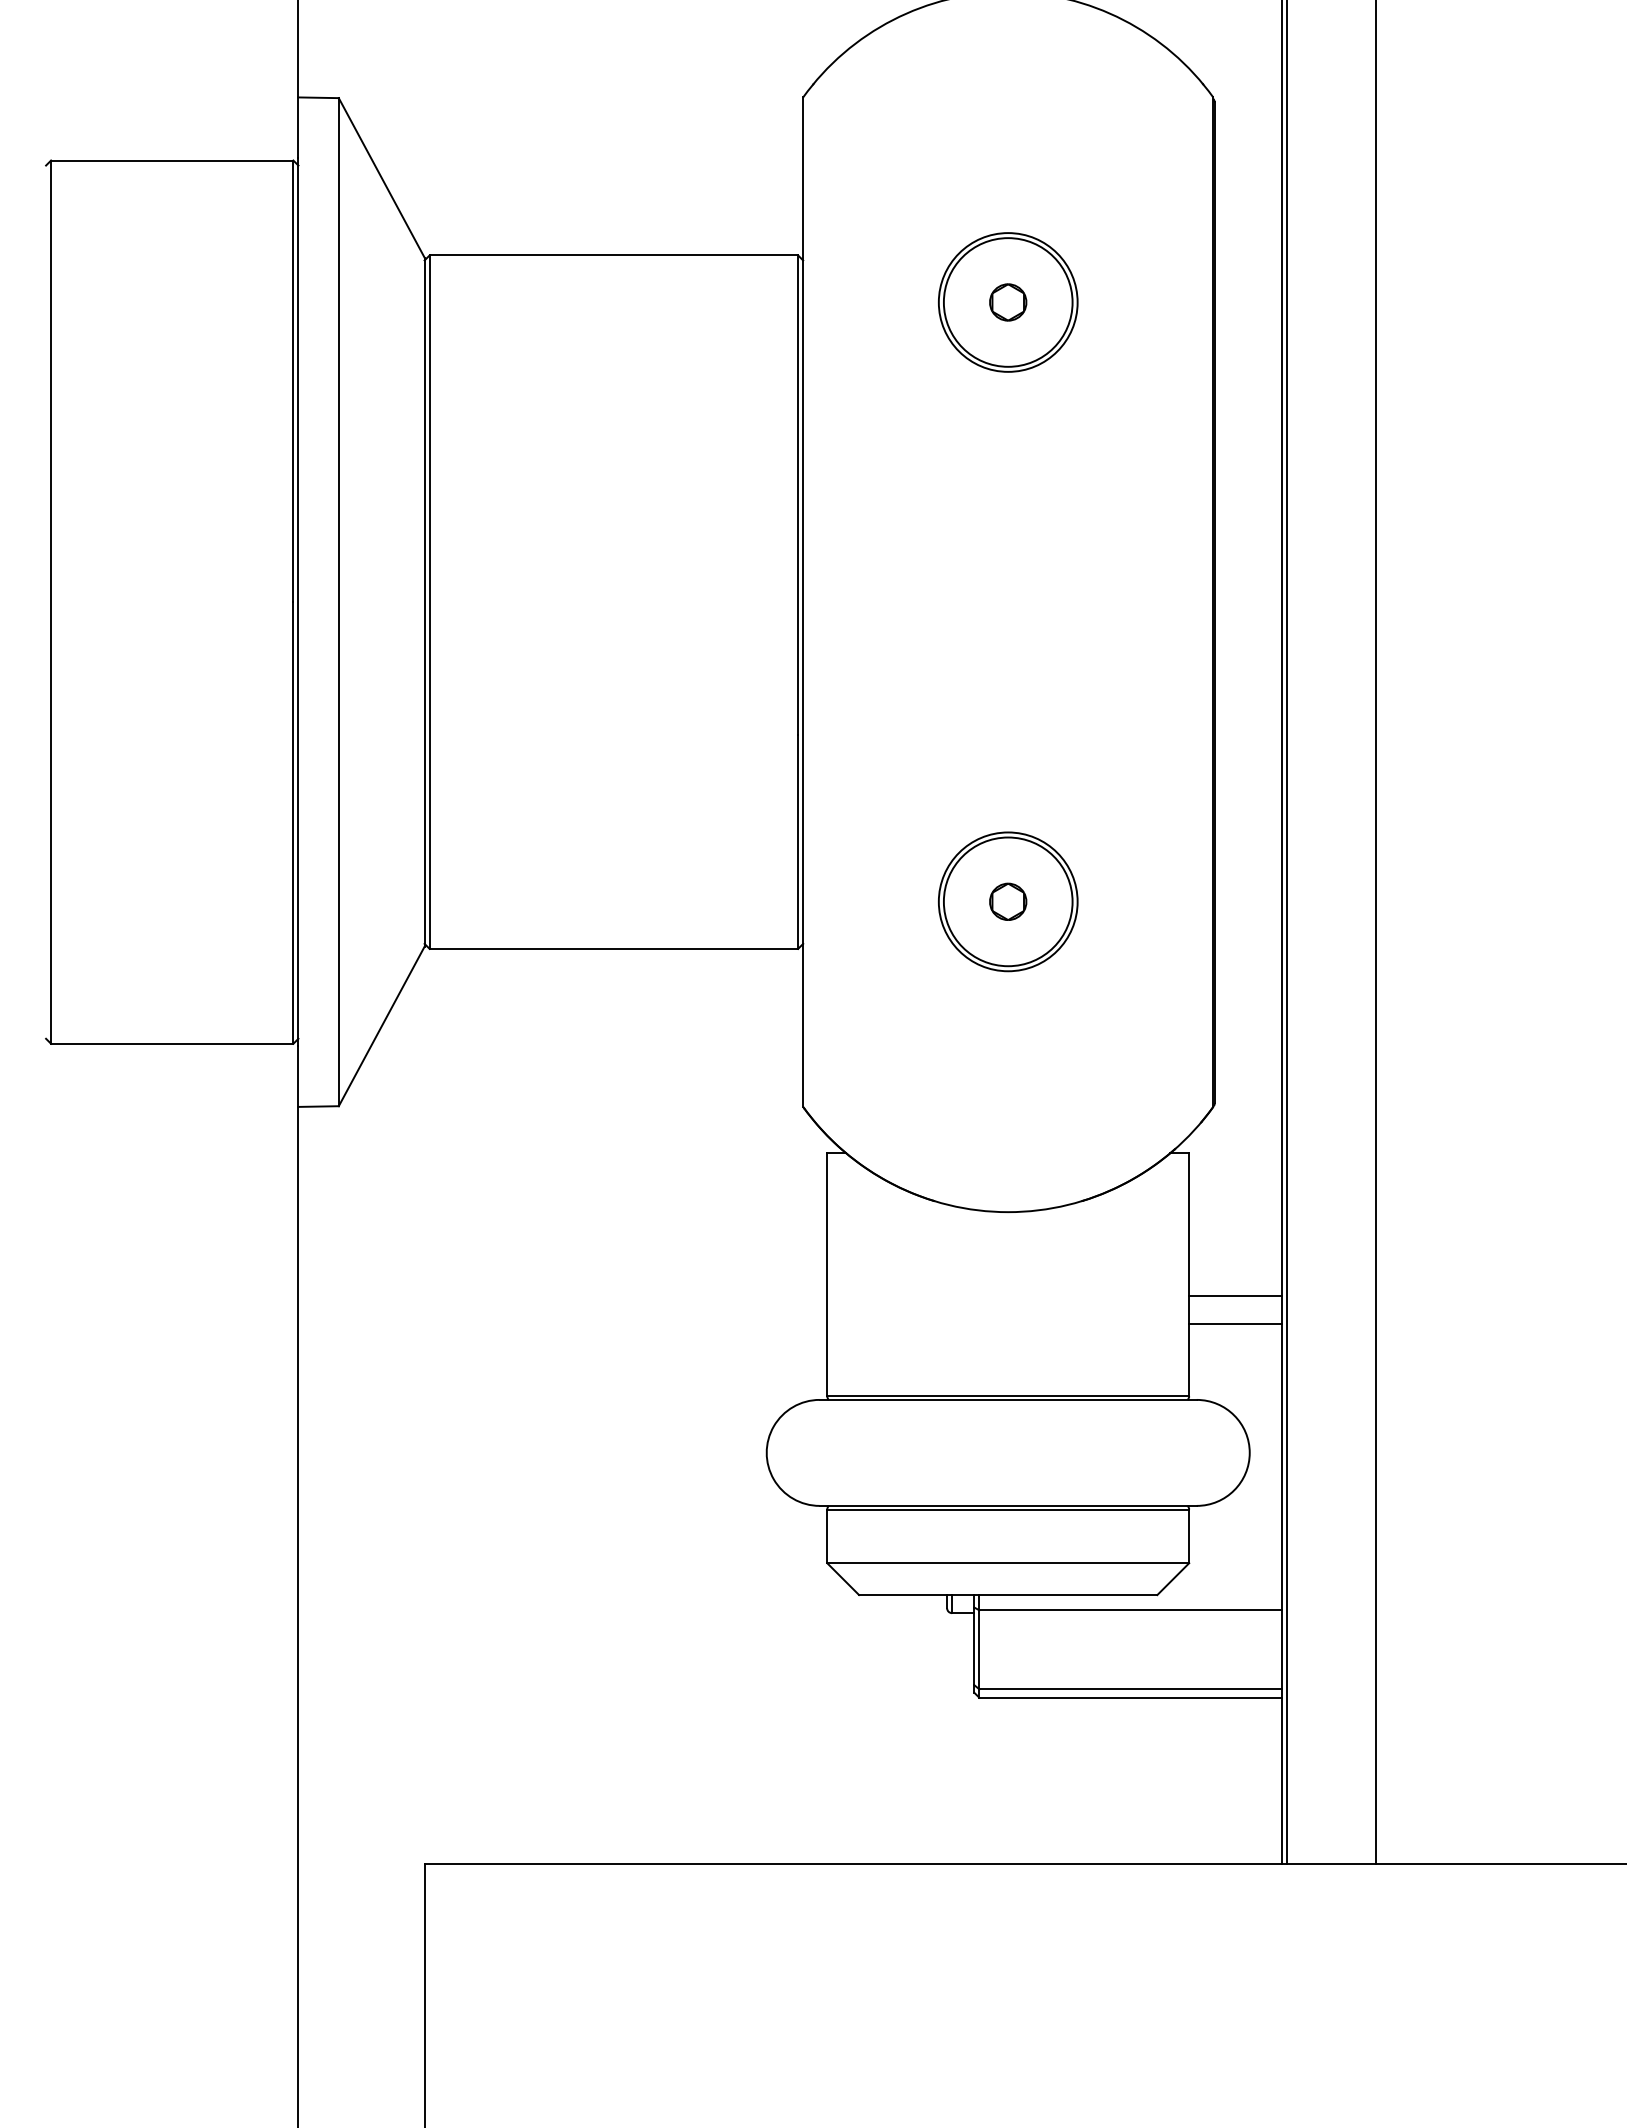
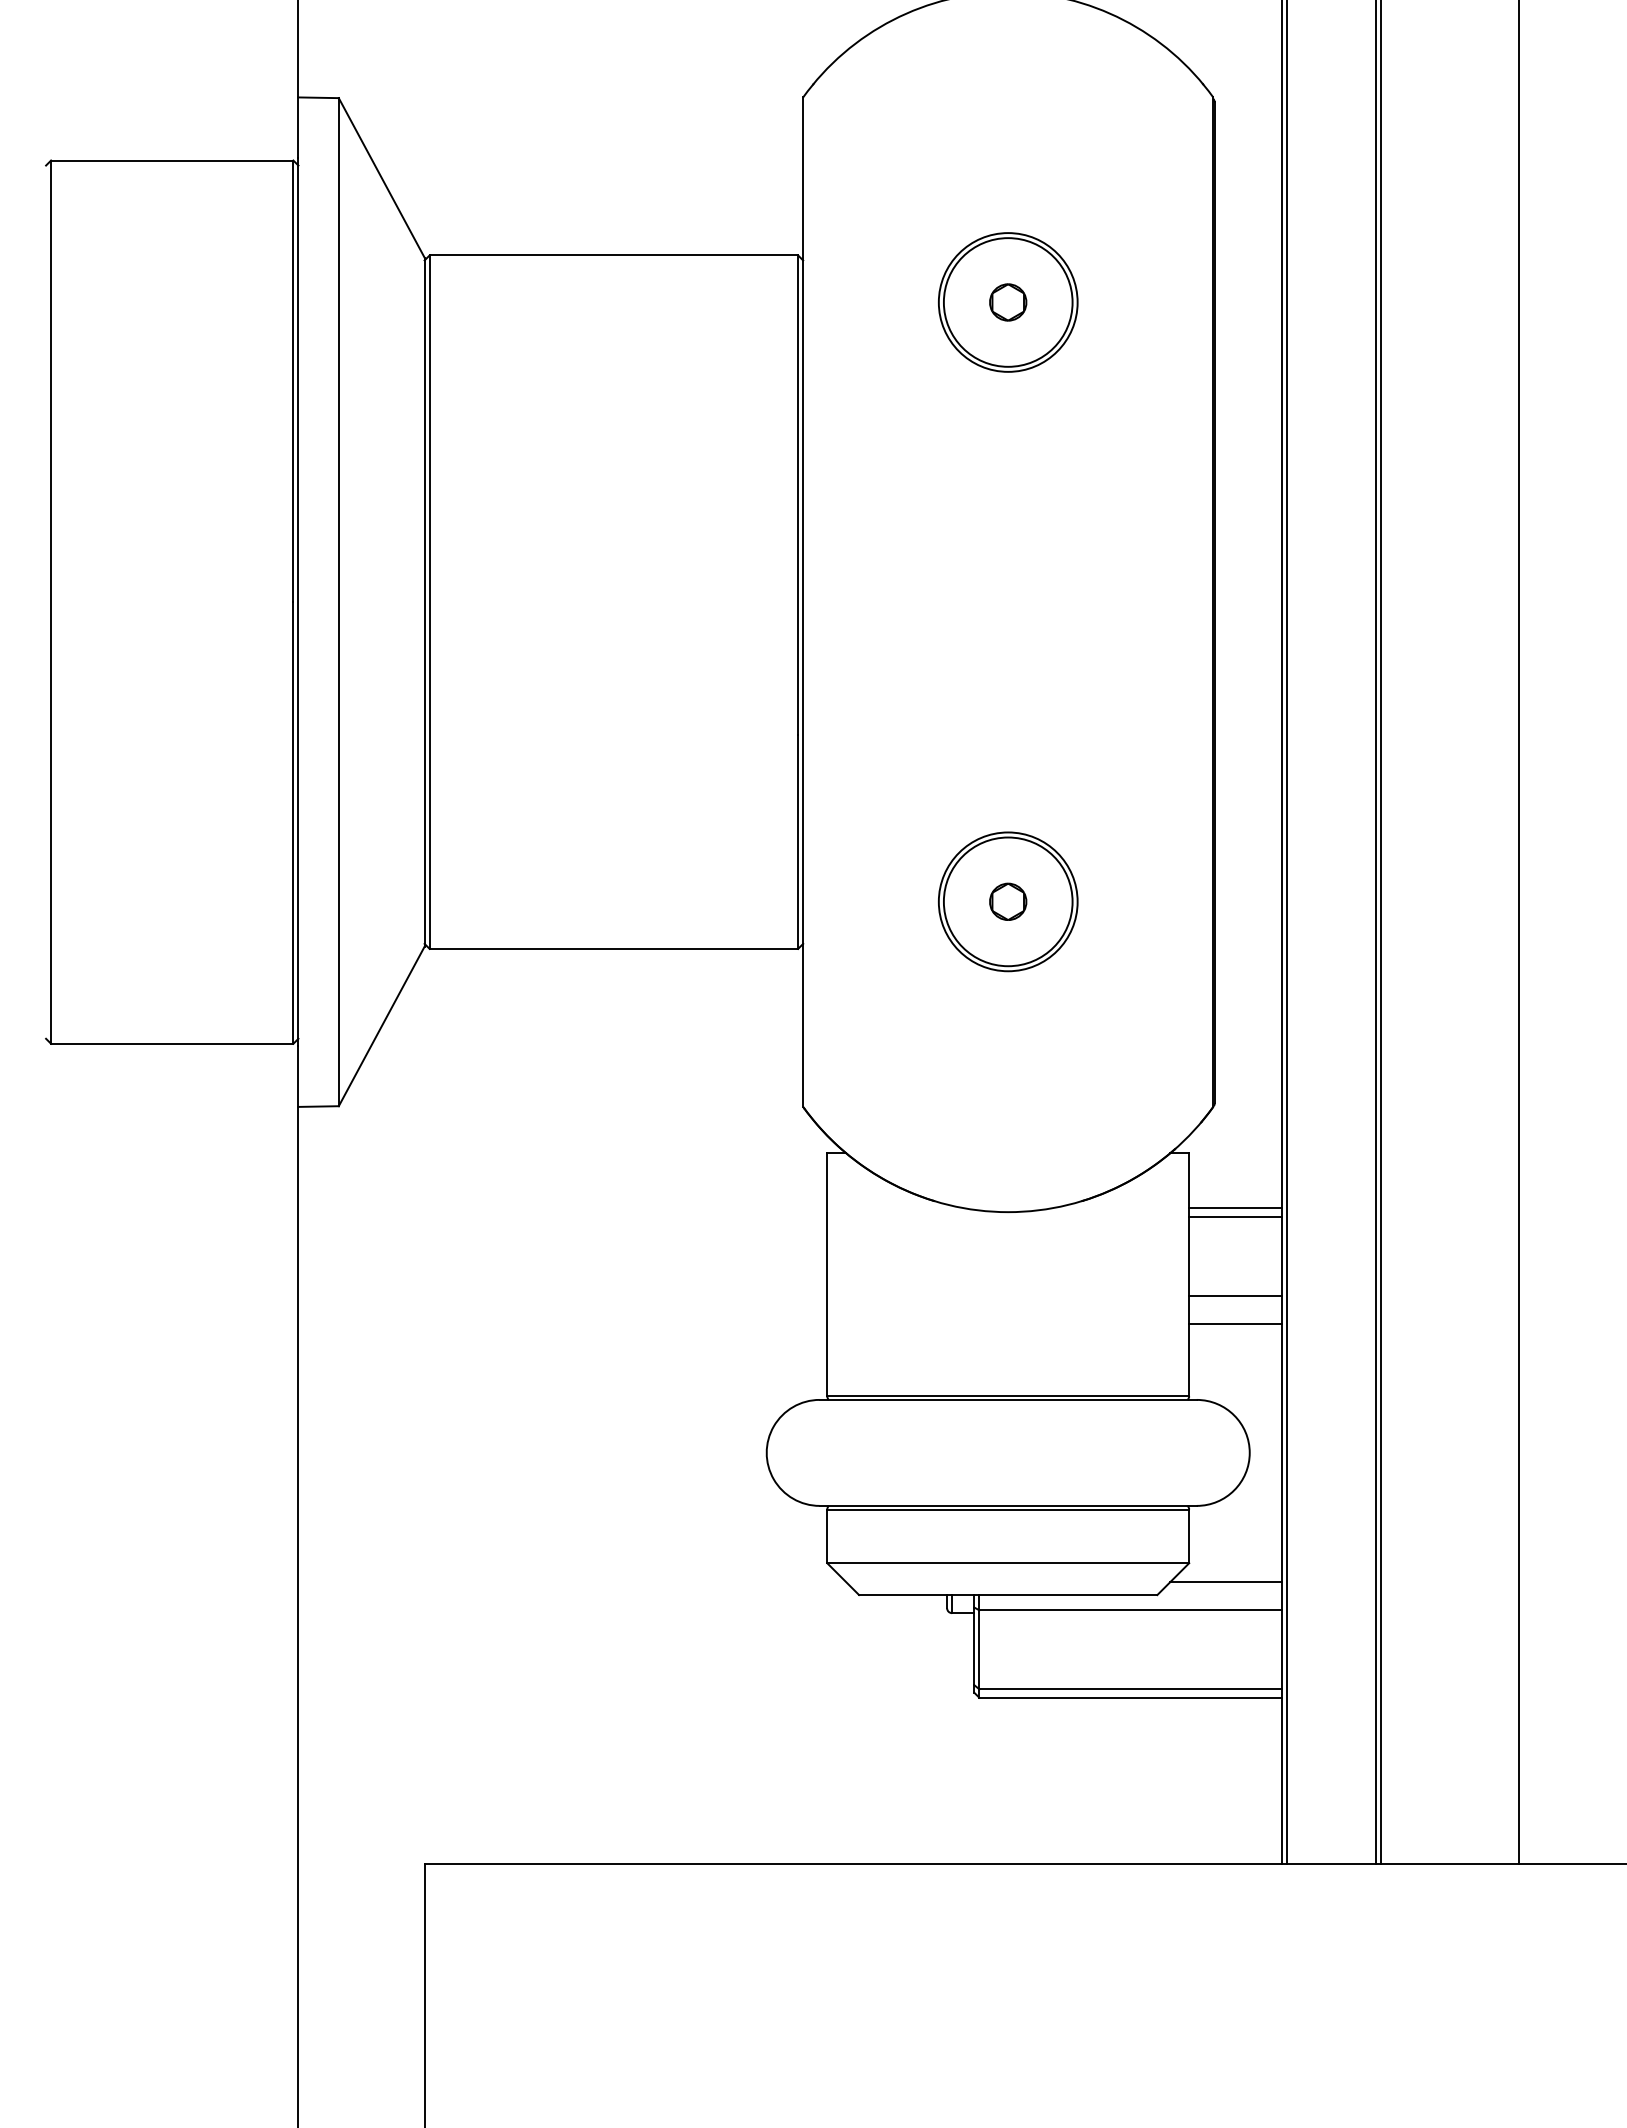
line: none -> present (1381, 932)
line: none -> present (1518, 932)
line: none -> present (1235, 1208)
line: none -> present (1235, 1216)
line: none -> present (1225, 1582)
